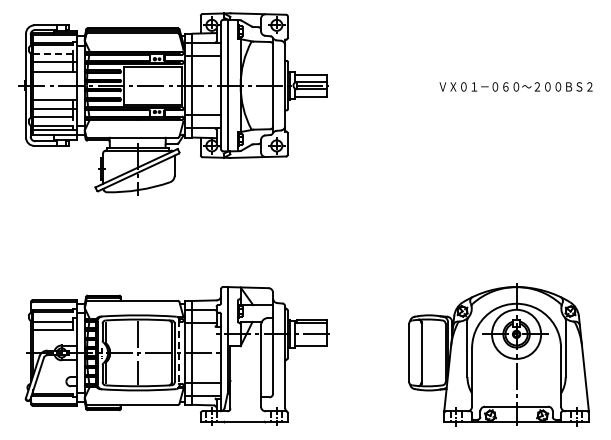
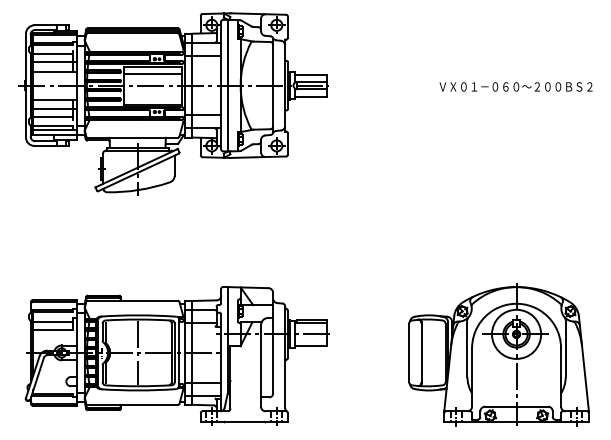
line: dashed -> solid (53, 54)
line: none -> present (152, 73)
line: dashed -> solid (179, 352)
